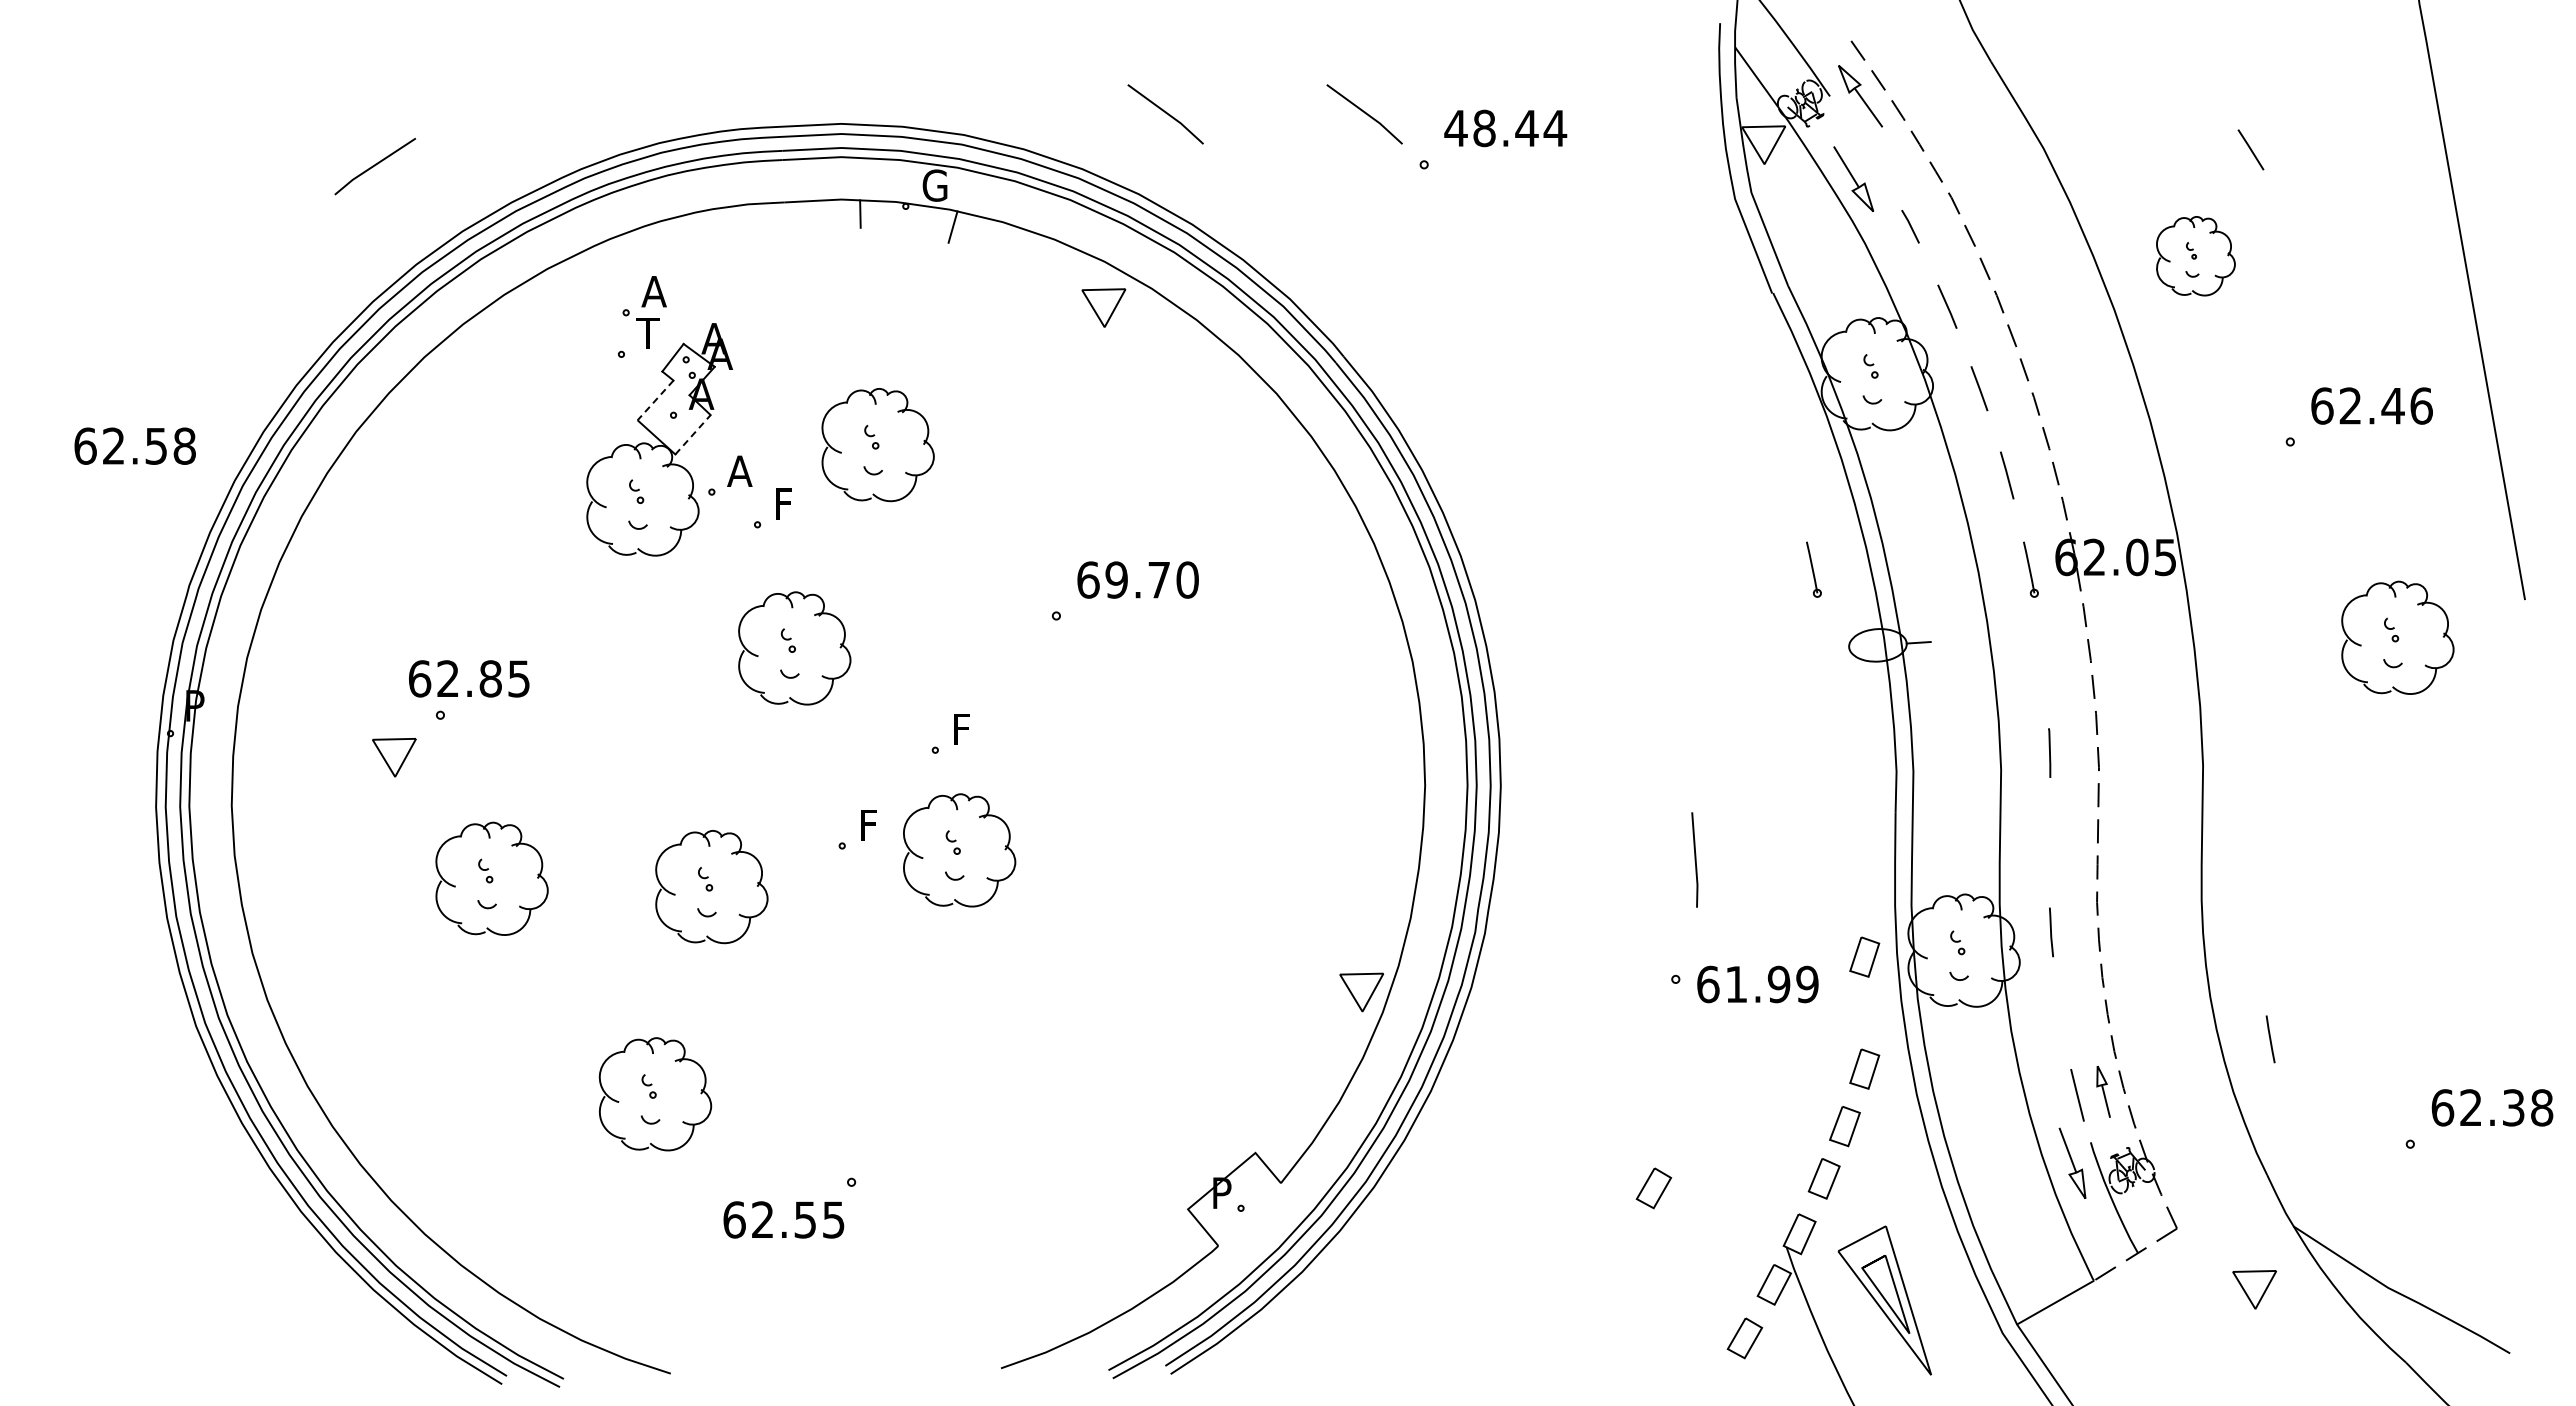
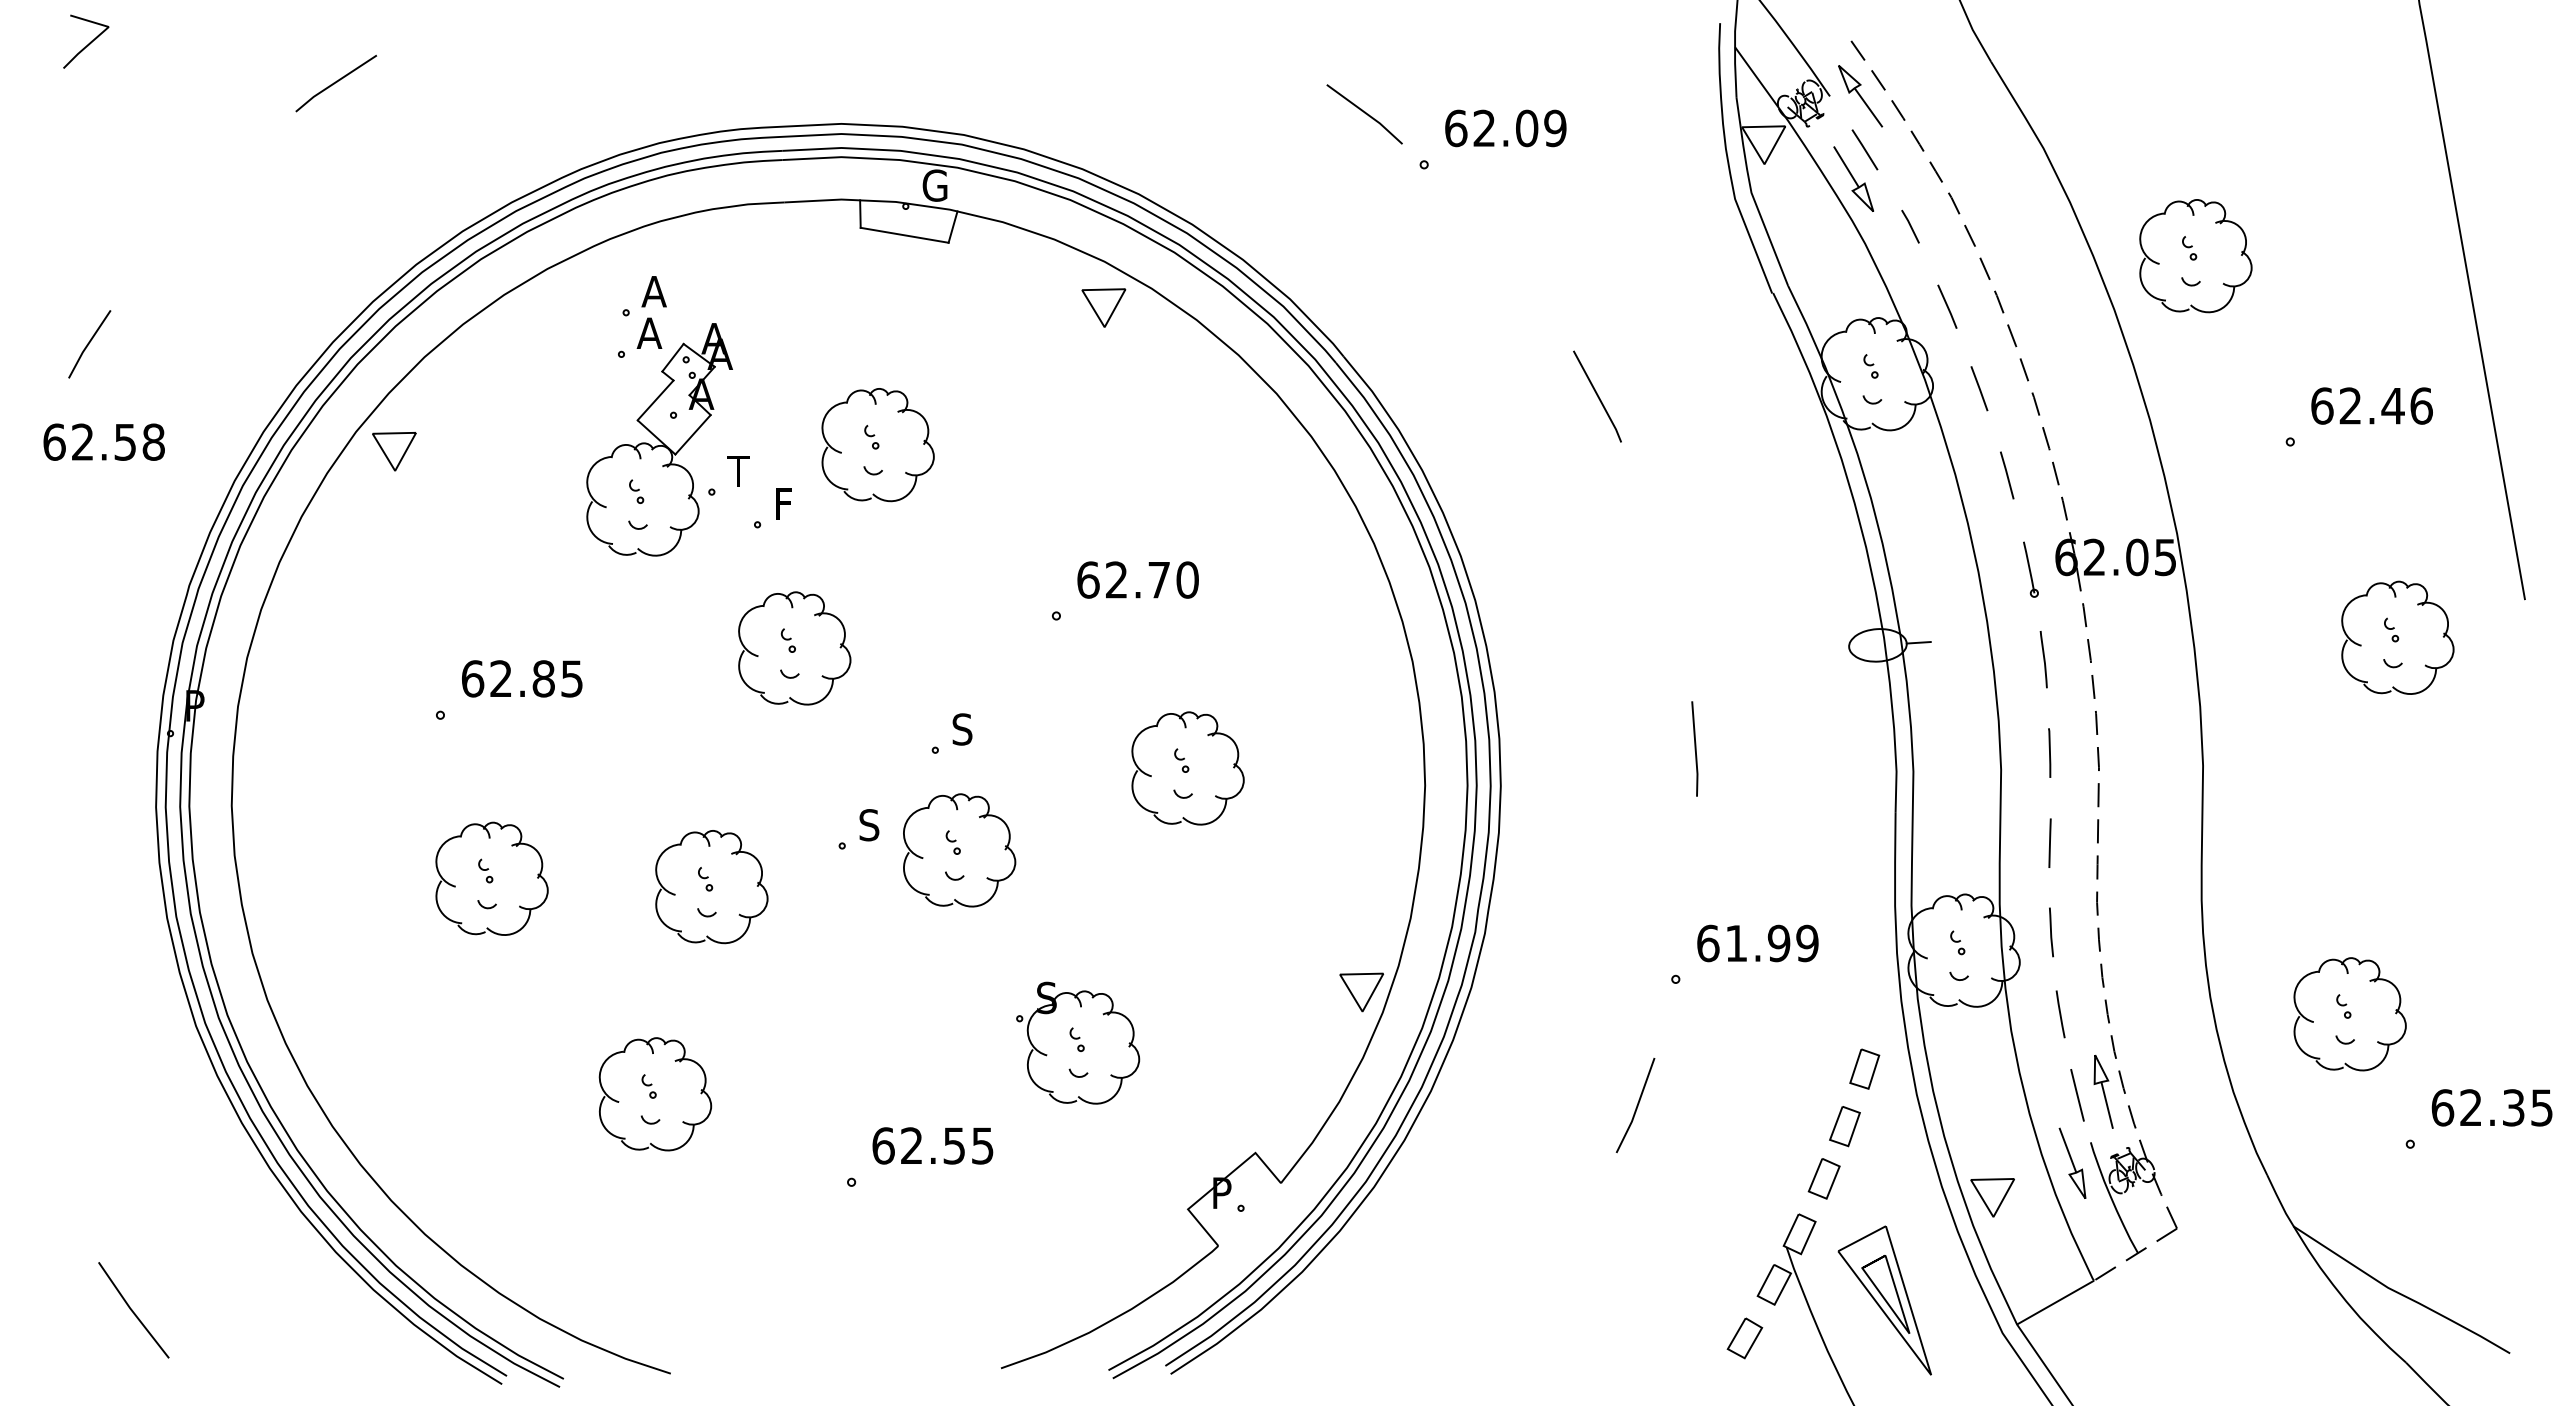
line: none -> present (88, 43)
line: present -> none (1165, 113)
text: 48.44 -> 62.09 (1505, 128)
line position: (2250, 149) -> (1864, 149) (1864, 149)
line position: (374, 166) -> (335, 83) (335, 83)
line: none -> present (904, 234)
part size: 80x81 px -> 114x115 px (2195, 256)
text: T -> A (649, 332)
line: none -> present (89, 344)
line: none -> present (1597, 396)
line: dashed -> solid (655, 400)
line: dashed -> solid (693, 434)
text position: (134, 445) -> (103, 441) (103, 441)
text: A -> T (739, 470)
part: present -> none (1813, 569)
text: 69.70 -> 62.70 (1116, 579)
line: none -> present (2043, 659)
text position: (469, 678) -> (522, 678) (522, 678)
text: F -> S (962, 729)
part position: (394, 757) -> (394, 451) (394, 451)
part: none -> present (1187, 768)
text: F -> S (869, 825)
line: none -> present (2049, 842)
line position: (1694, 859) -> (1694, 748) (1694, 748)
part: present -> none (1864, 956)
text position: (1757, 984) -> (1757, 943) (1757, 943)
part: none -> present (2349, 1014)
line position: (2270, 1039) -> (2060, 1014) (2060, 1014)
part: none -> present (1078, 1042)
part size: 15x52 px -> 21x74 px (2103, 1091)
line: none -> present (1636, 1105)
text: 62.38 -> 62.35 (2542, 1107)
part: present -> none (1653, 1188)
text position: (783, 1219) -> (932, 1145) (932, 1145)
part position: (2254, 1289) -> (1992, 1197) (1992, 1197)
line: none -> present (133, 1310)
